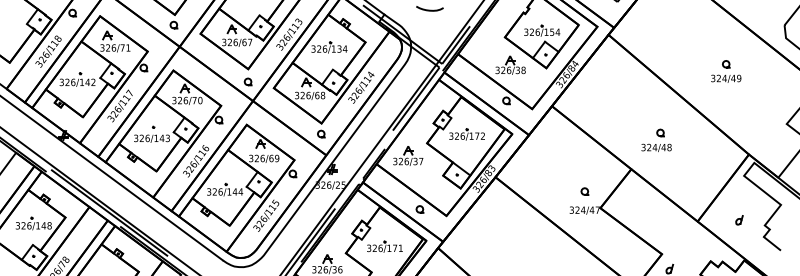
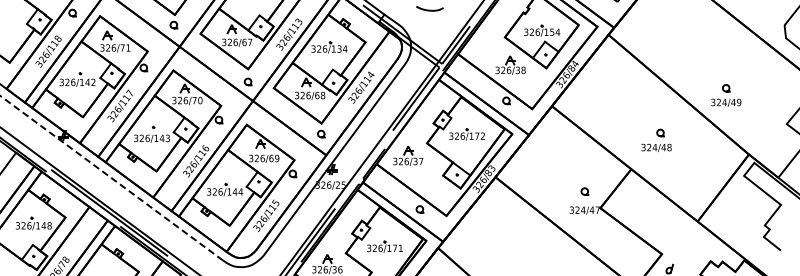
part position: (726, 71) -> (726, 95) (726, 95)
line: solid -> dashed (111, 177)
part: present -> none (739, 220)
